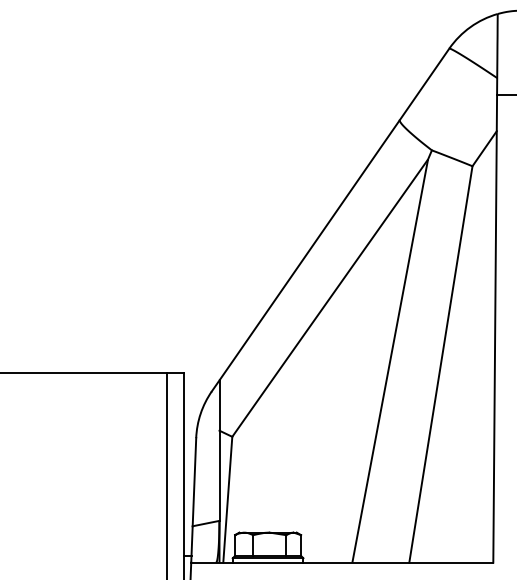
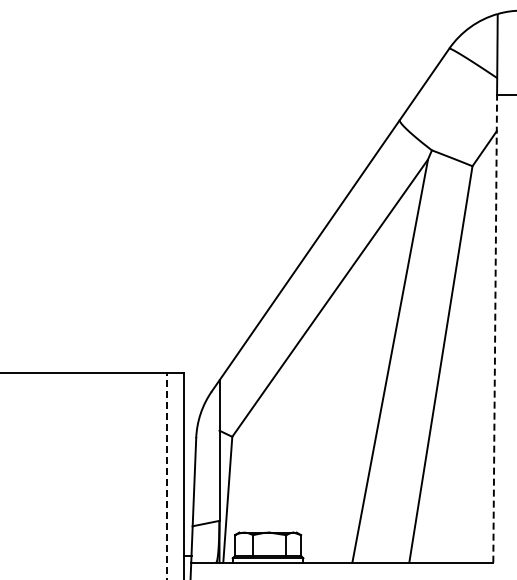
line: solid -> dashed (495, 328)
line: solid -> dashed (166, 475)
